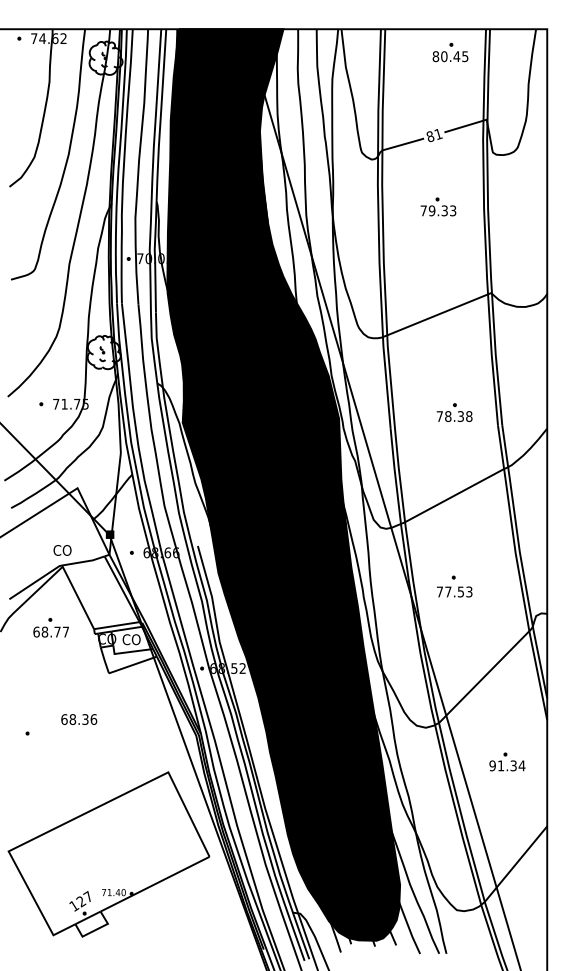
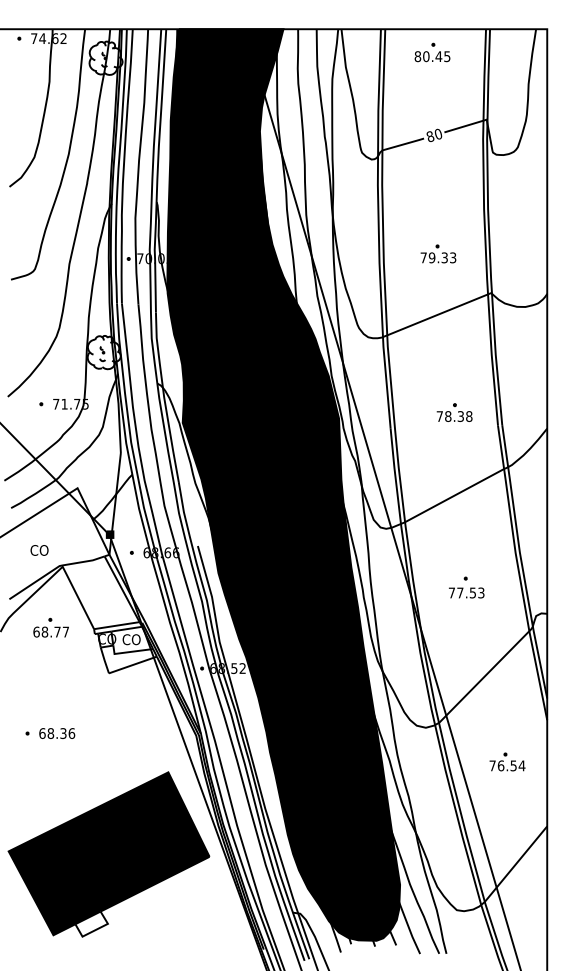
part position: (450, 52) -> (432, 52) (432, 52)
text: 81 -> 80 (438, 133)
part position: (438, 206) -> (438, 253) (438, 253)
text position: (62, 550) -> (39, 550) (39, 550)
part position: (454, 586) -> (466, 587) (466, 587)
text position: (79, 719) -> (57, 733) (57, 733)
text: 91.34 -> 76.54 (502, 765)
fill: none -> present (108, 853)
